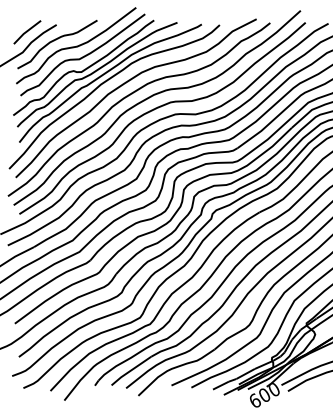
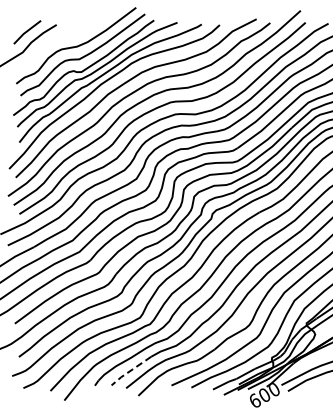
curve: present -> none (56, 40)
line: solid -> dashed (130, 371)
